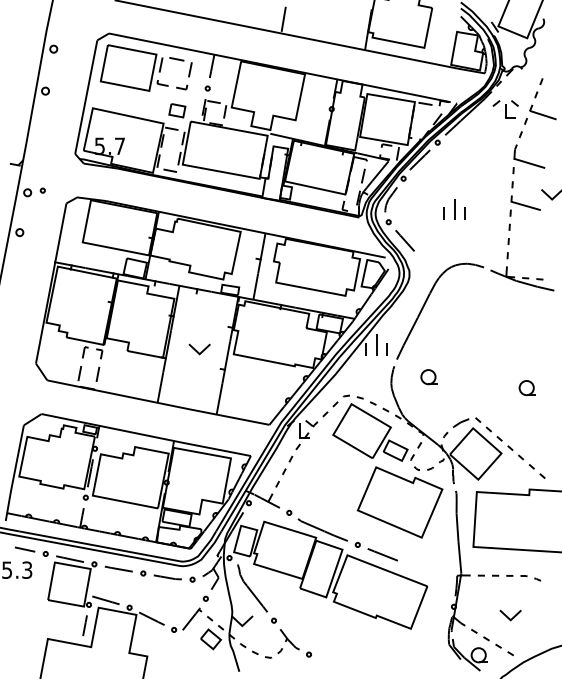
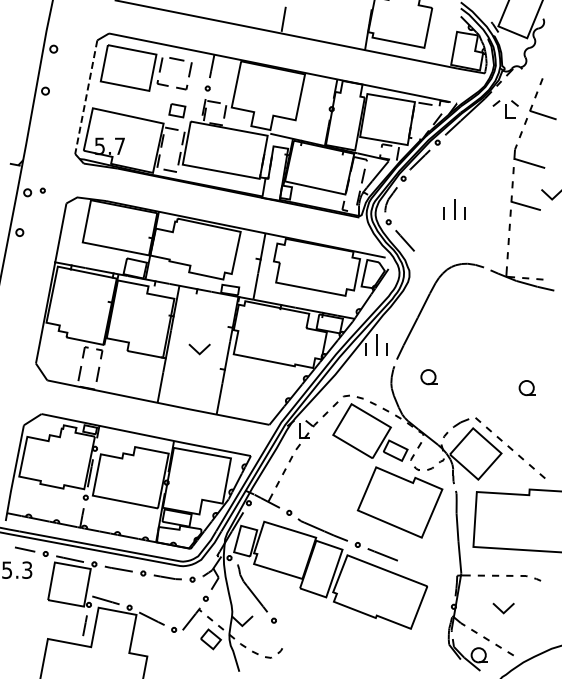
line: solid -> dashed (86, 97)
part position: (510, 615) -> (503, 608) (503, 608)
part: present -> none (295, 643)
